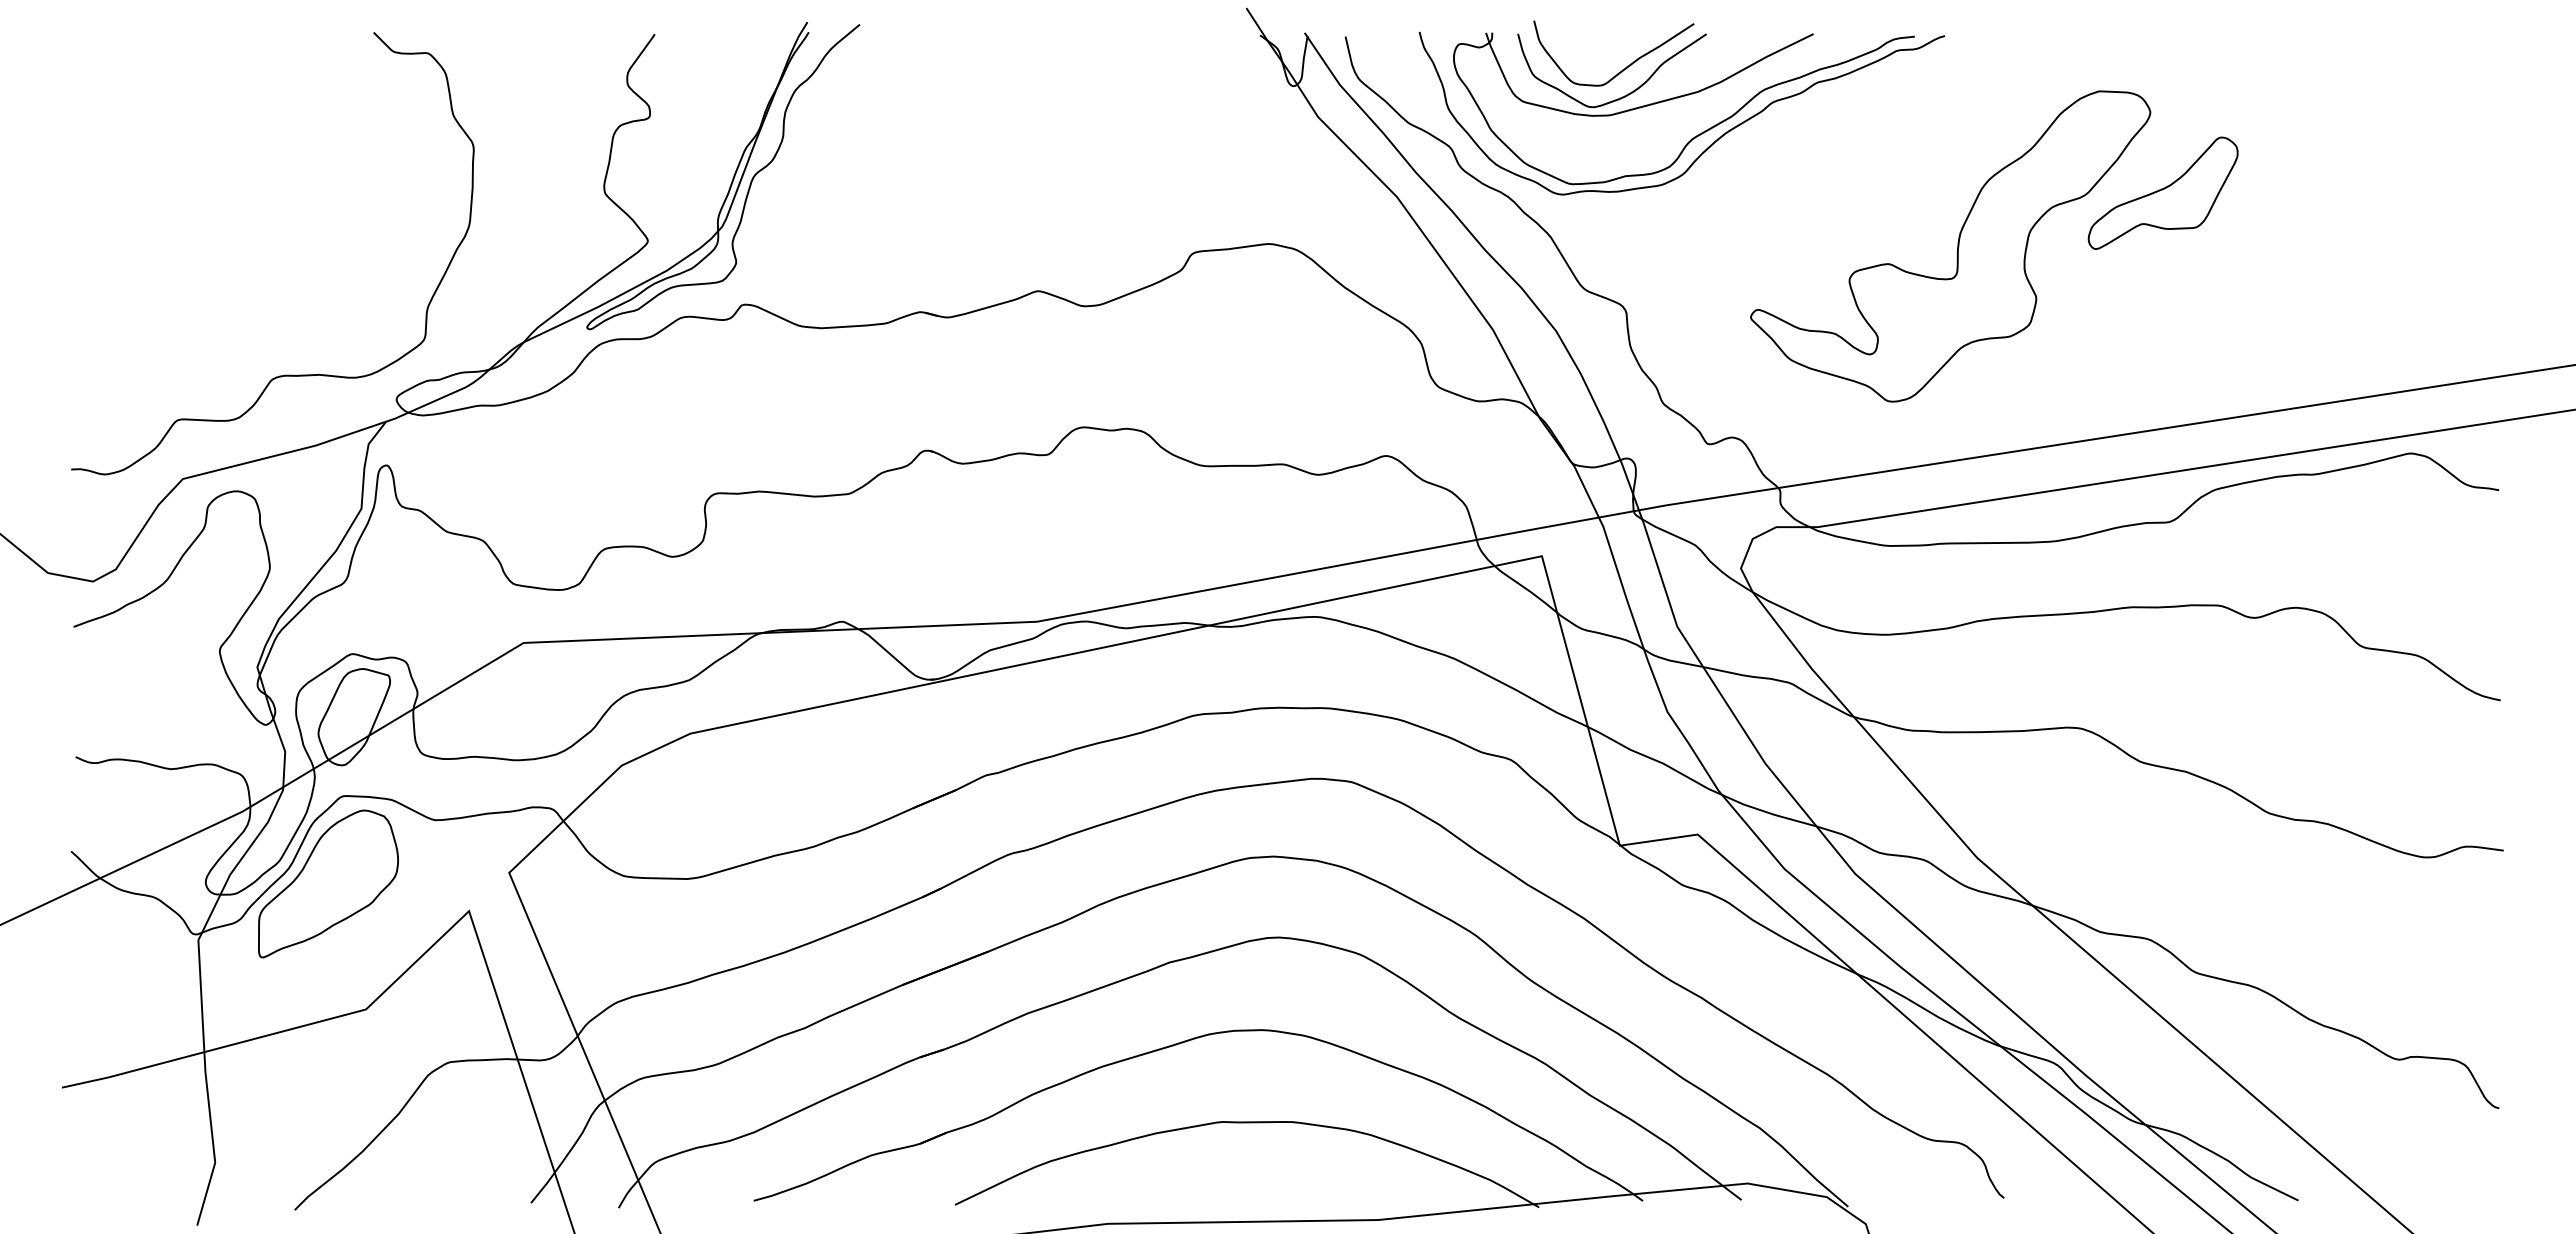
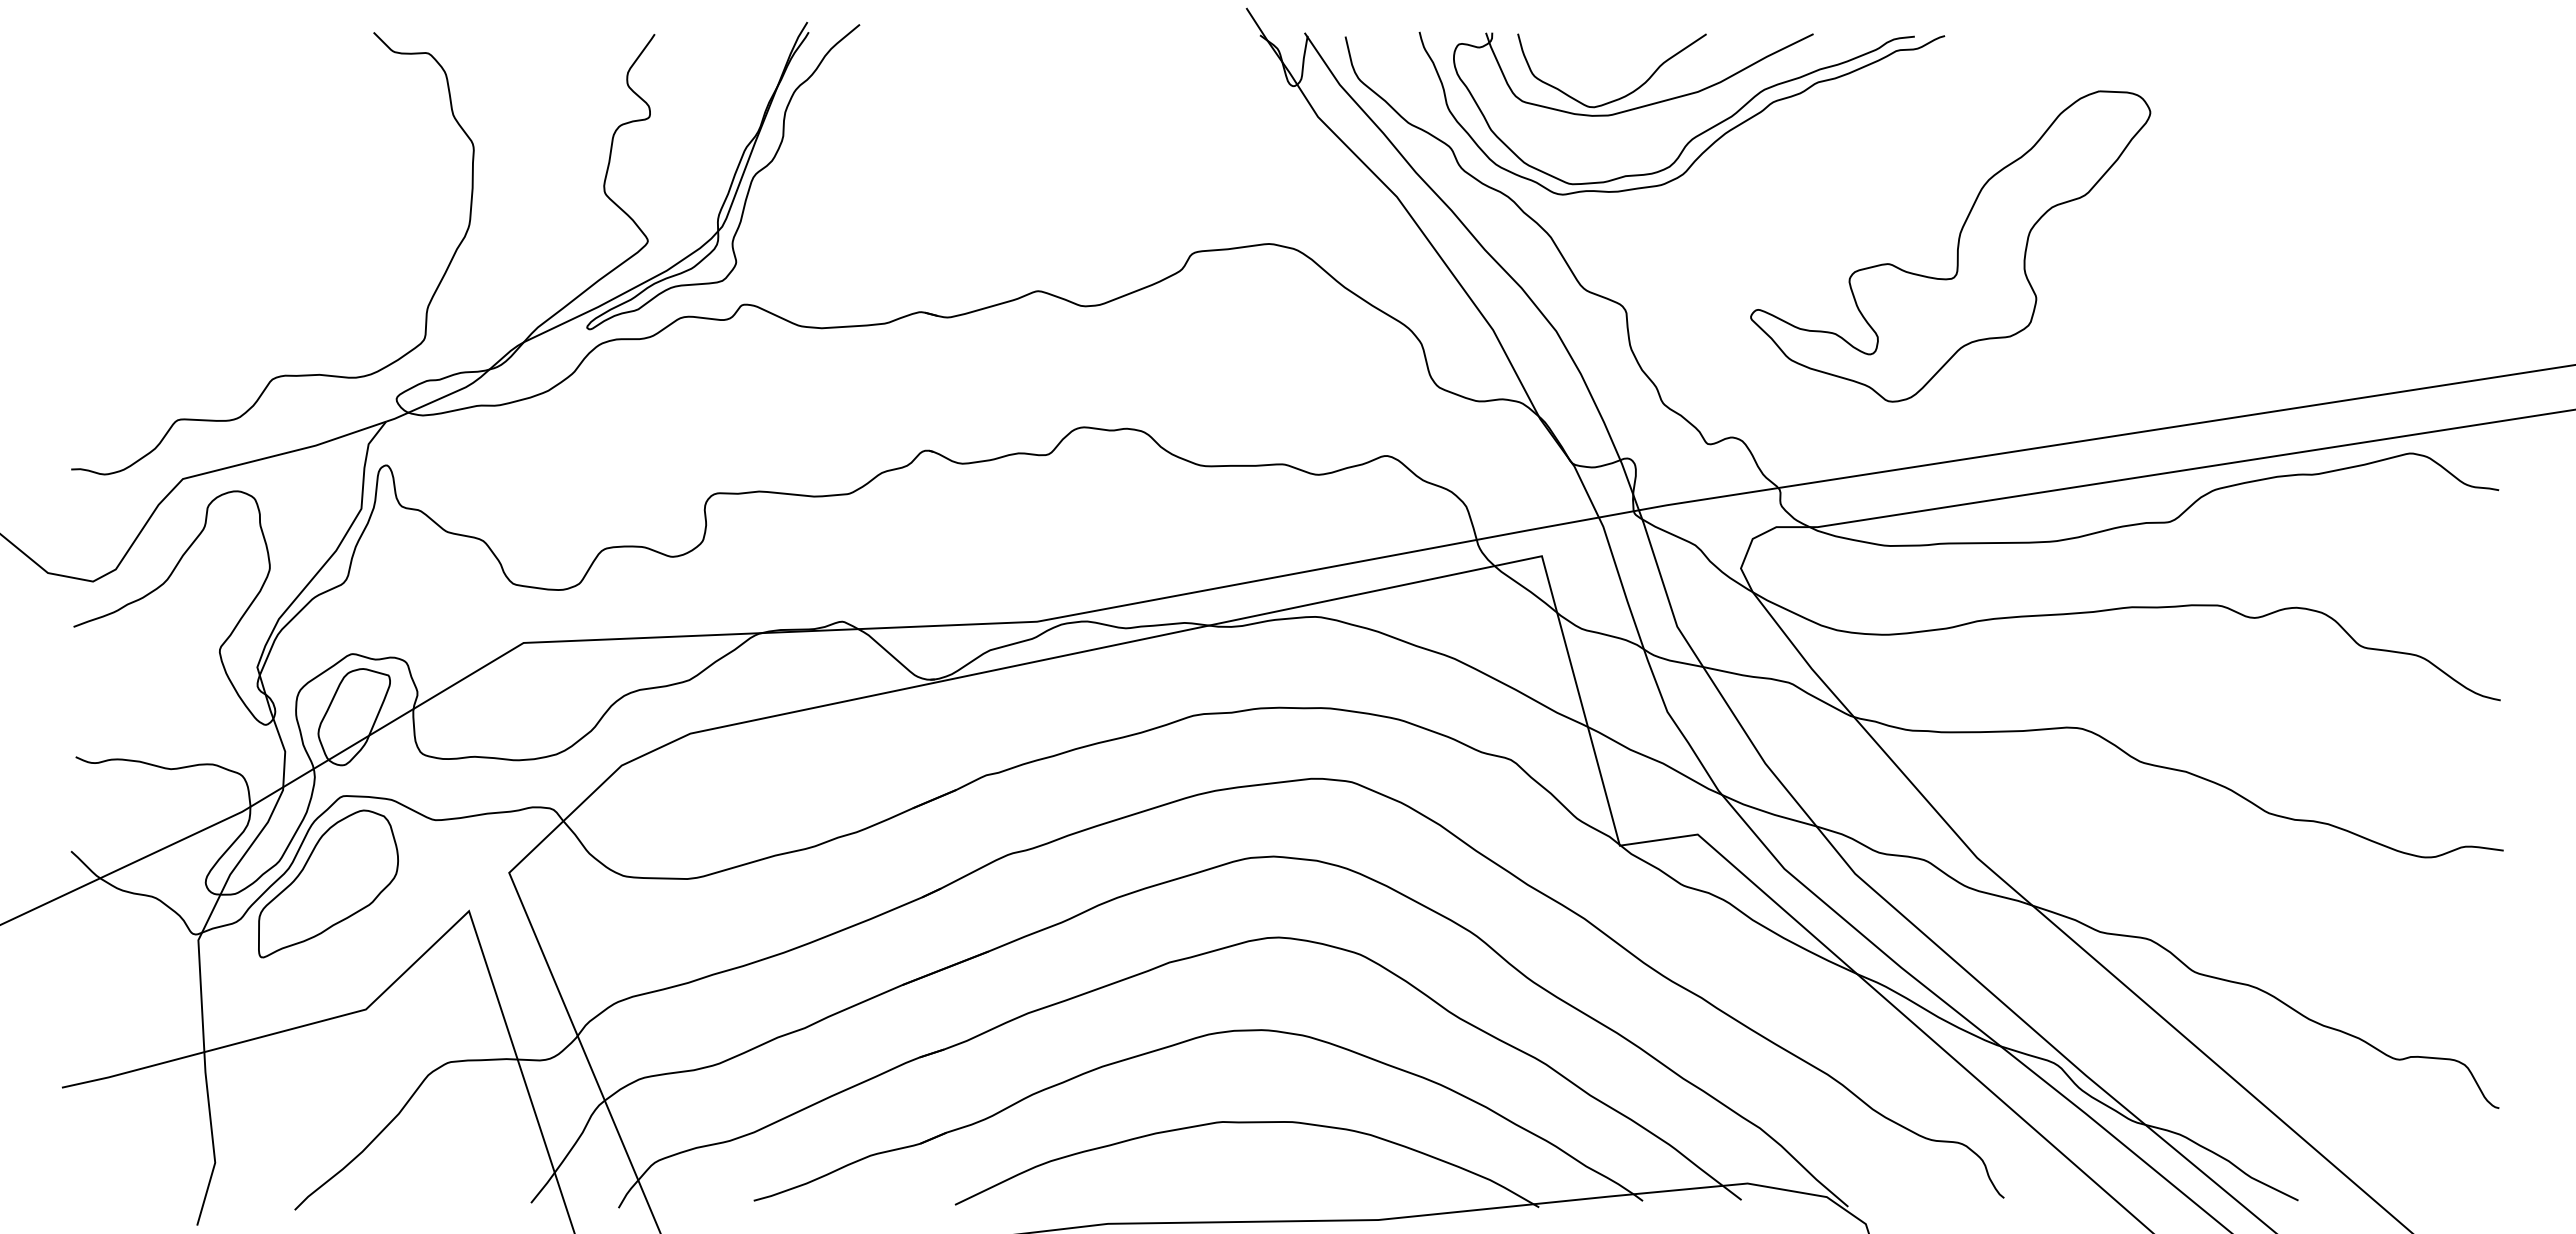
curve: present -> none (1622, 69)
part: present -> none (2162, 192)
